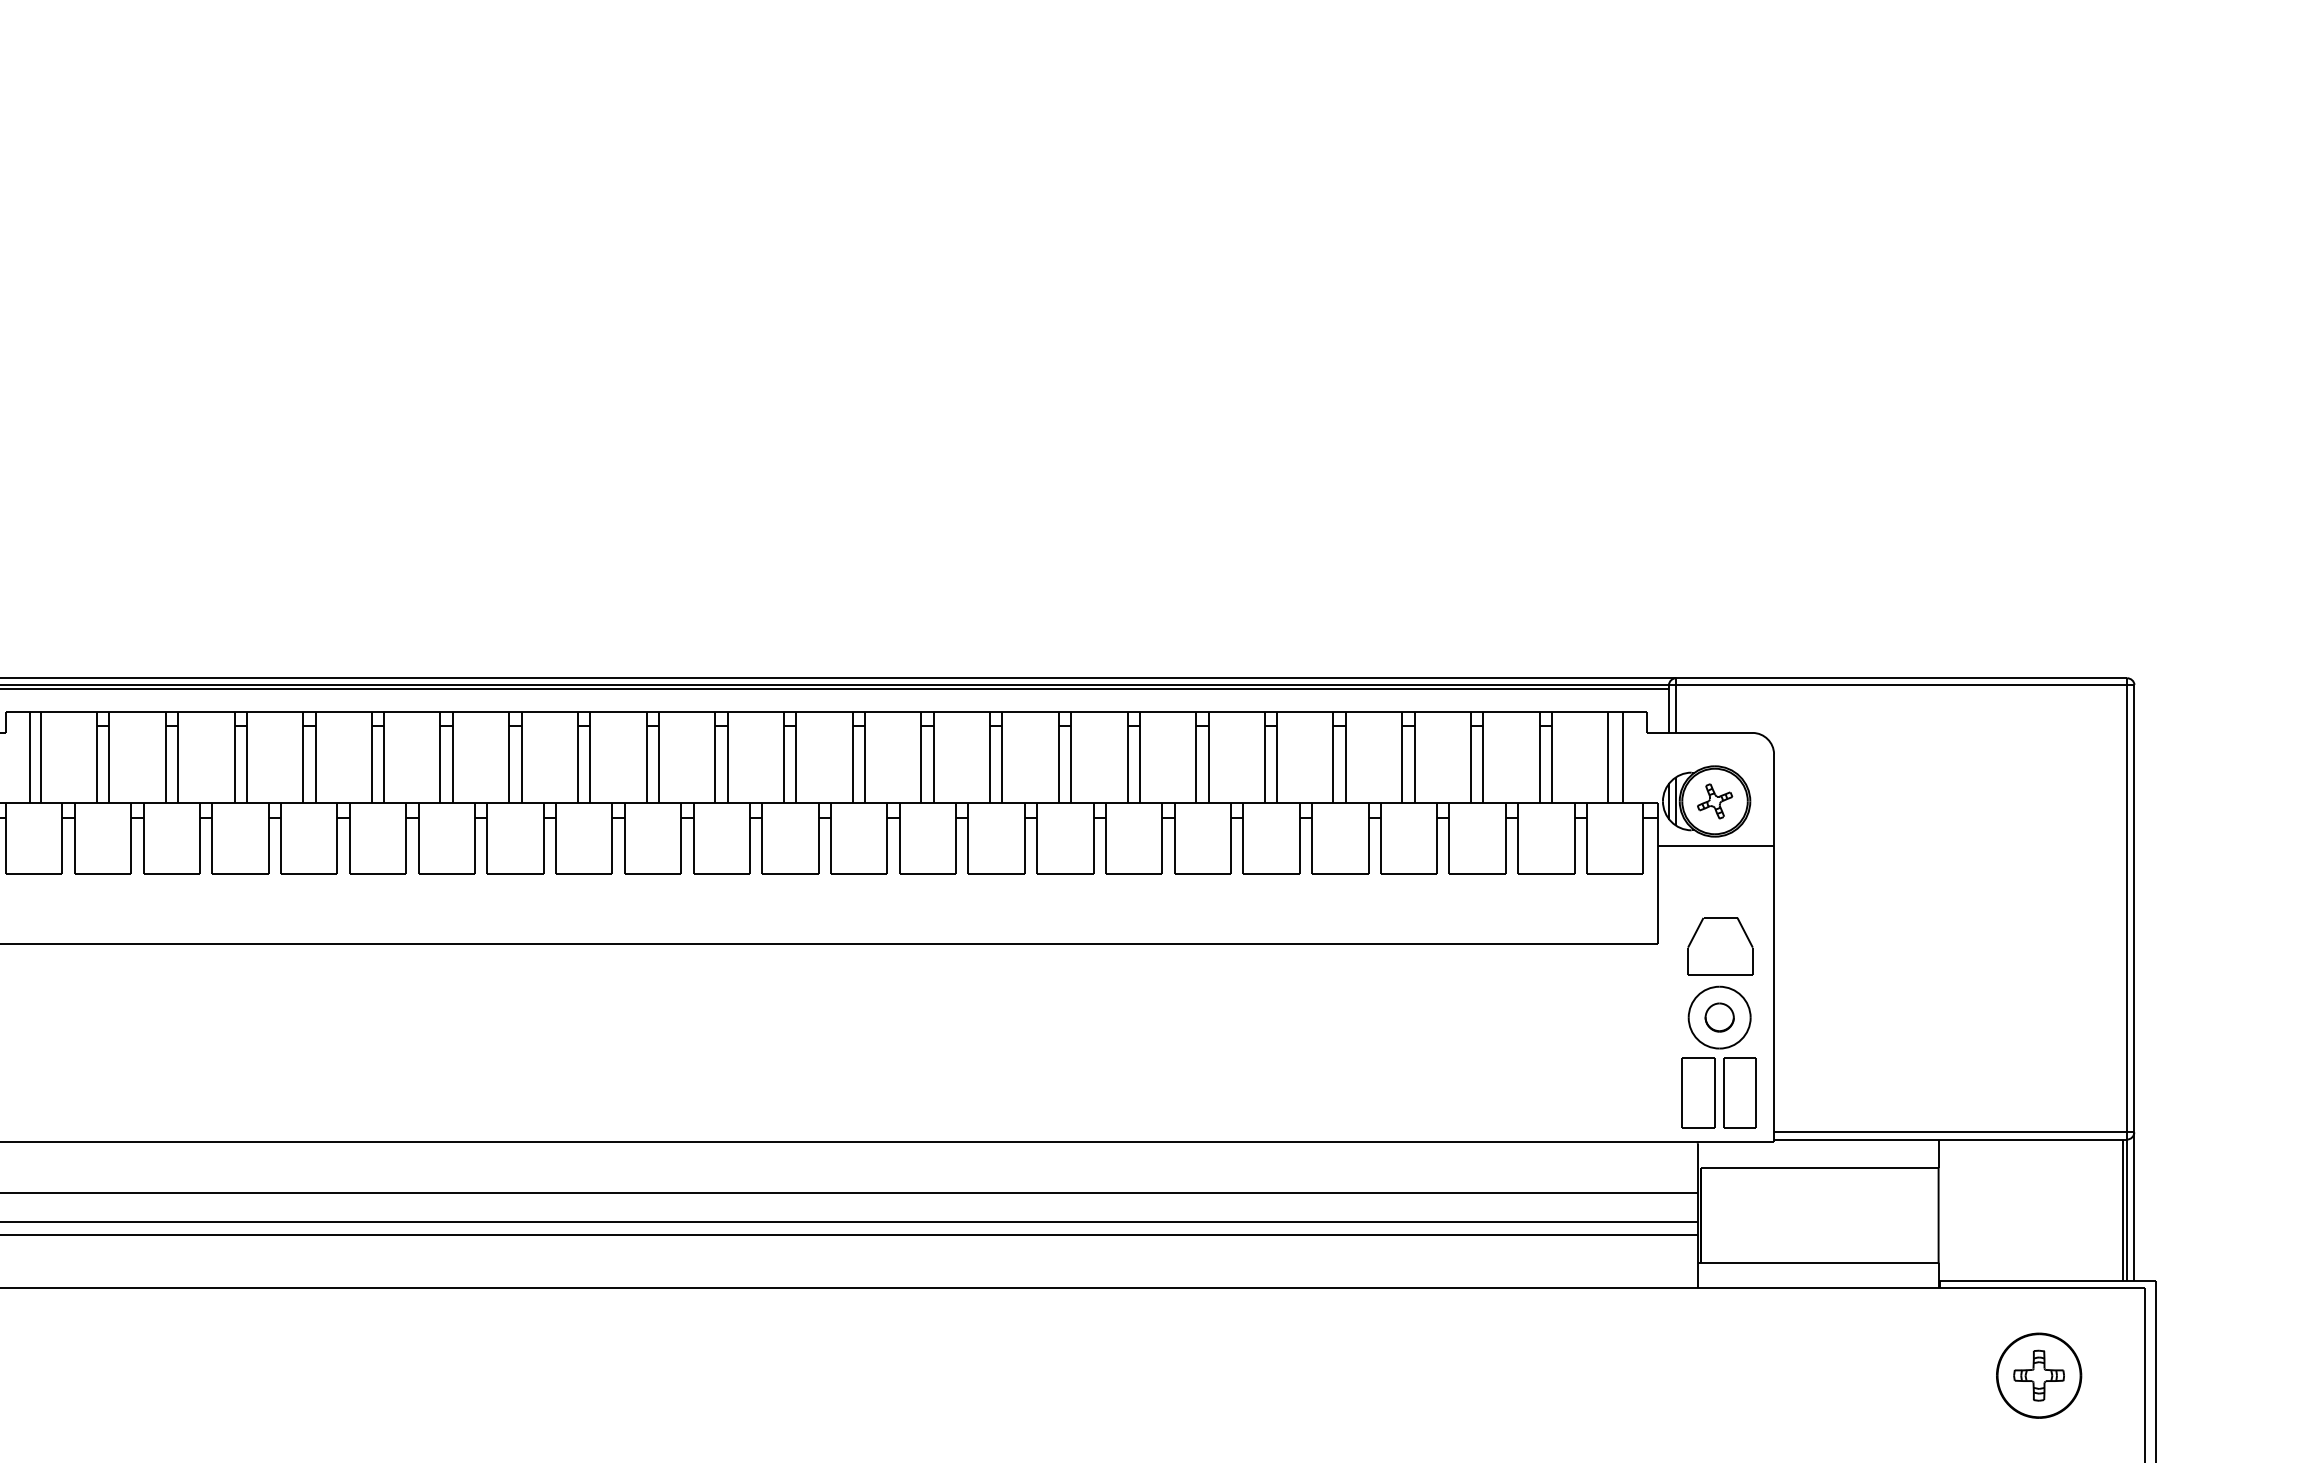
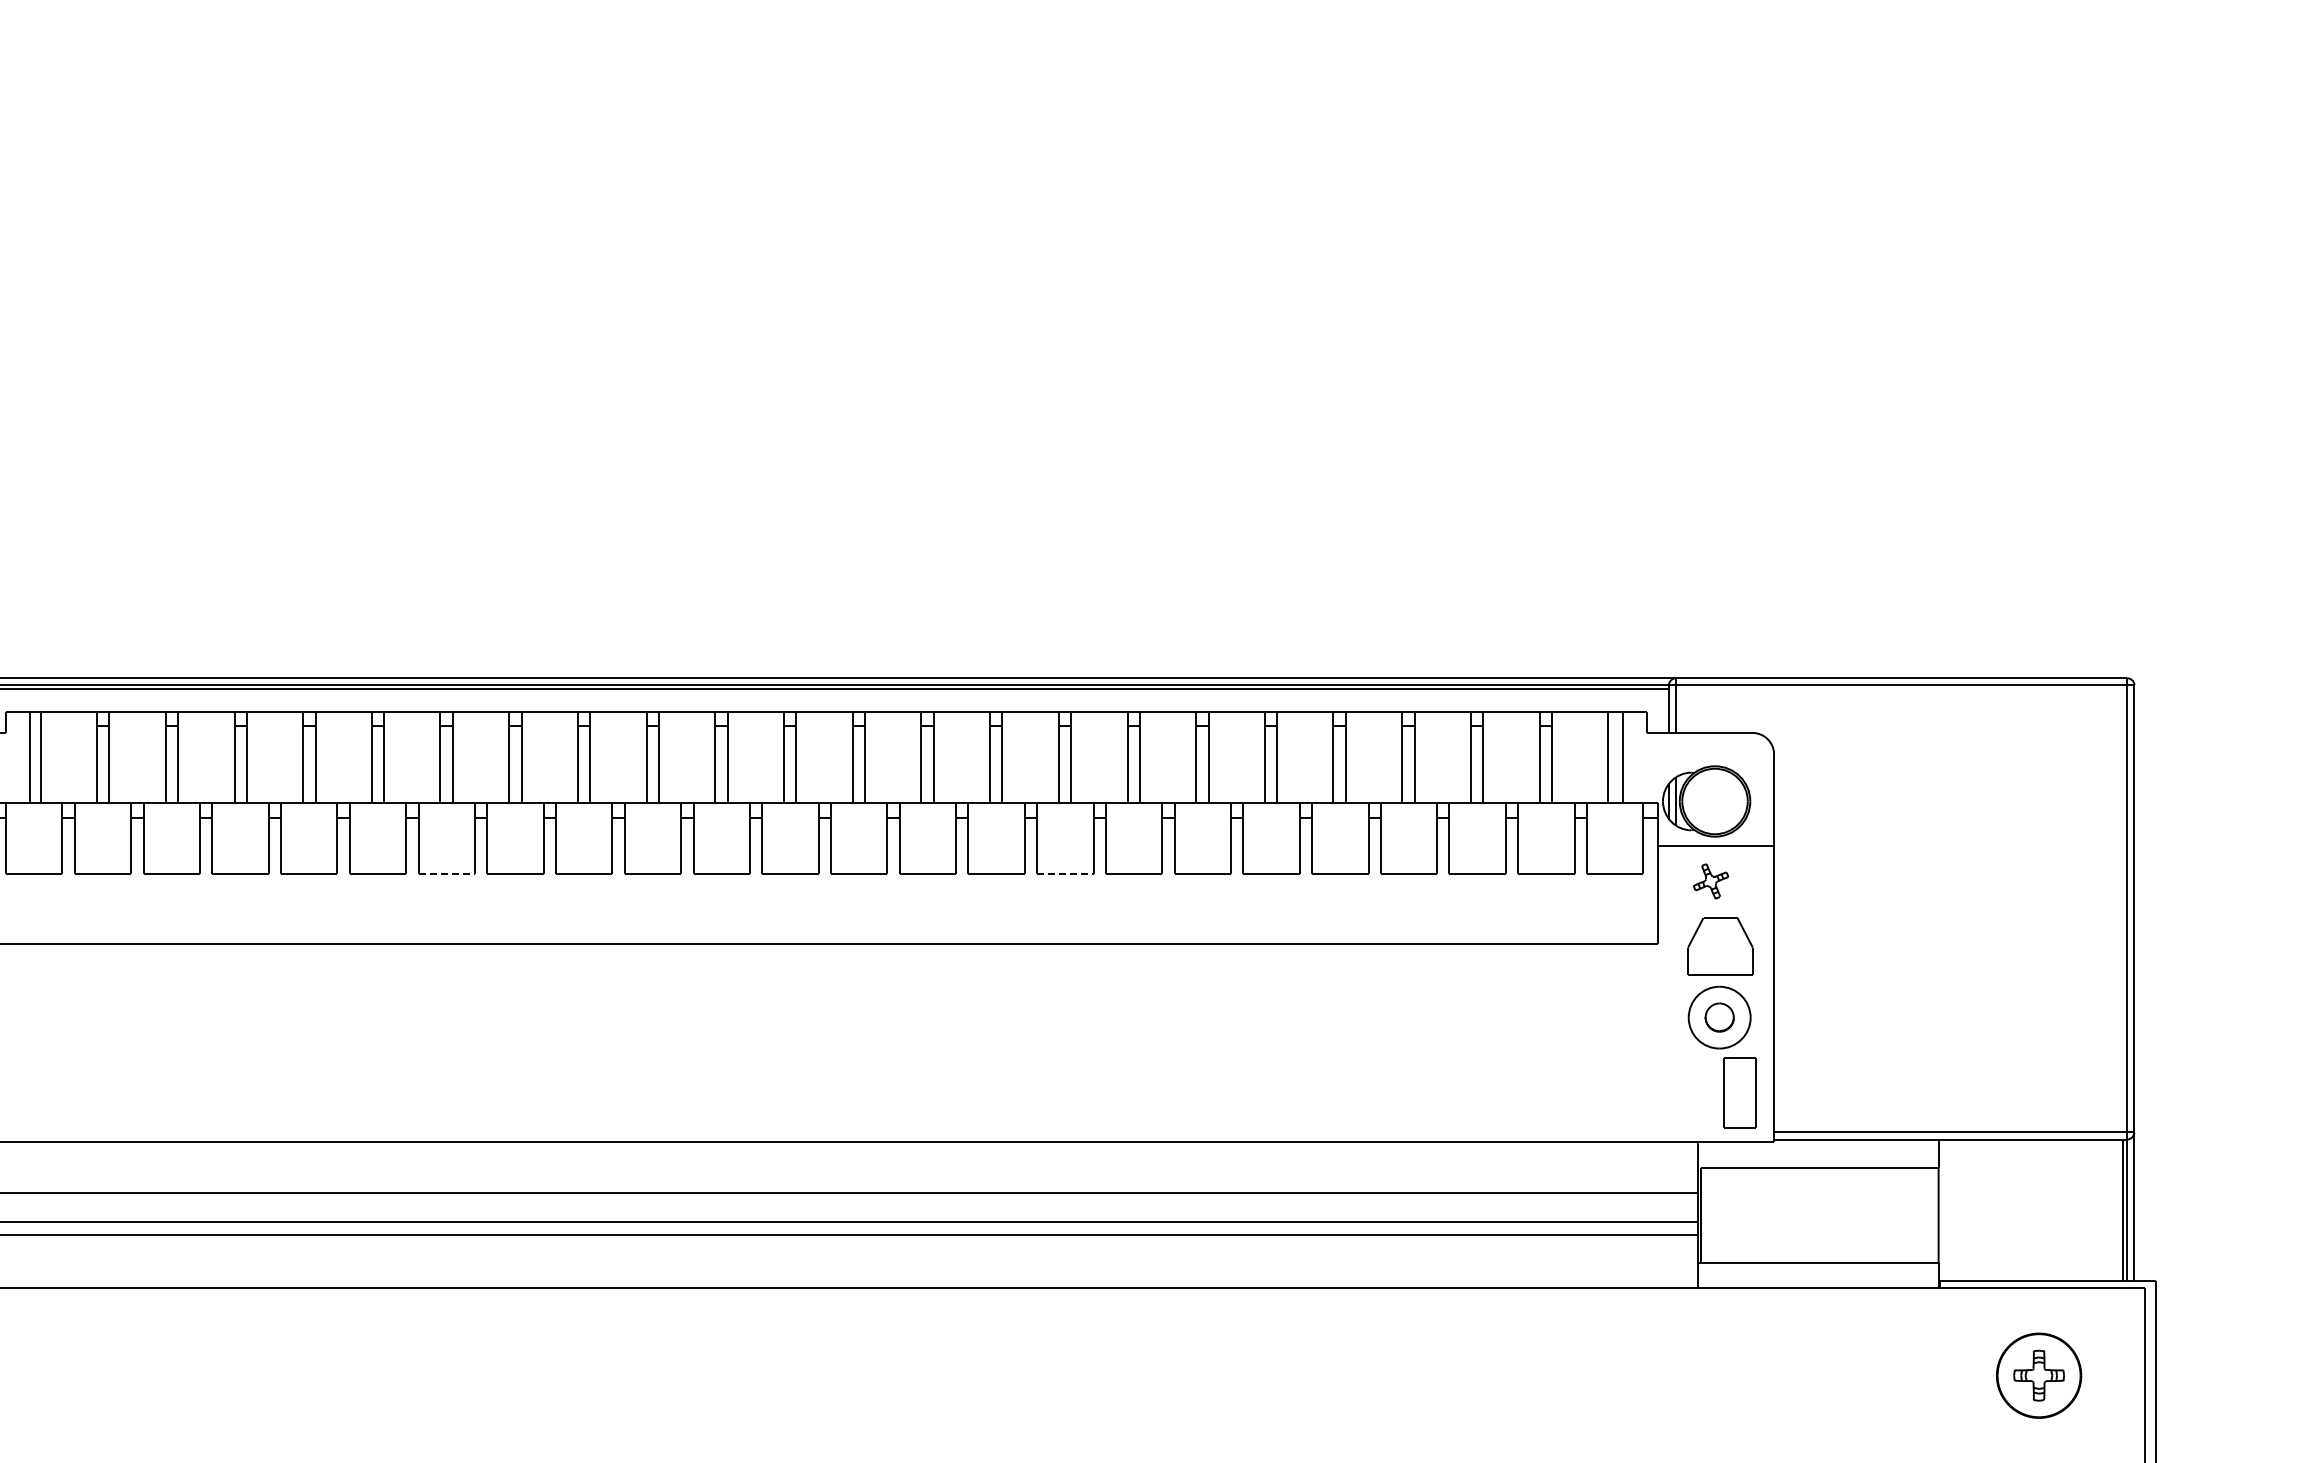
part position: (1715, 801) -> (1711, 881) (1711, 881)
line: solid -> dashed (447, 873)
line: solid -> dashed (1065, 873)
part: present -> none (1698, 1092)
